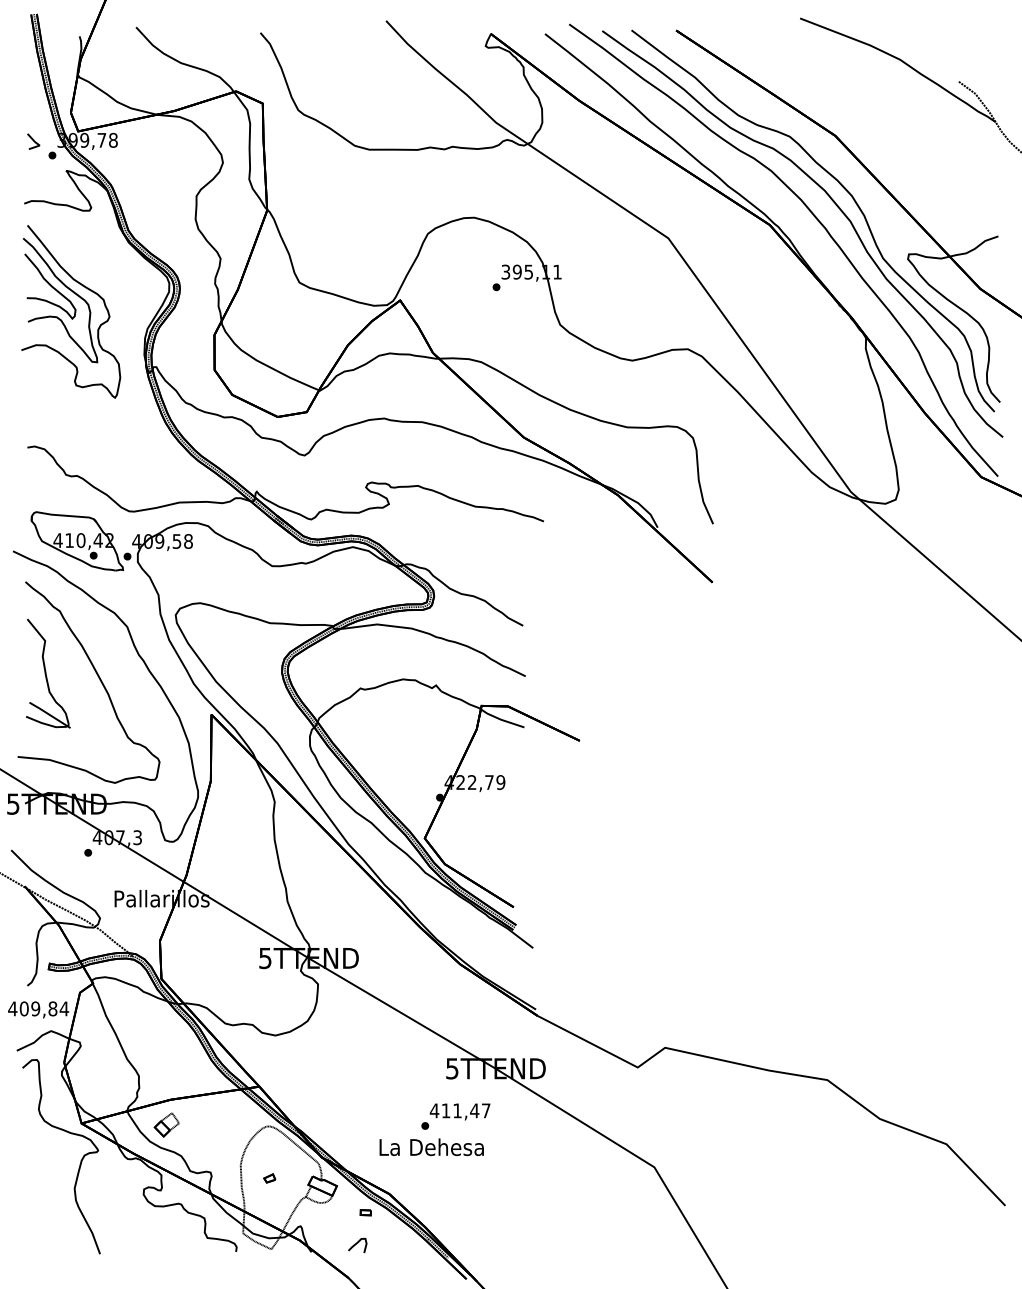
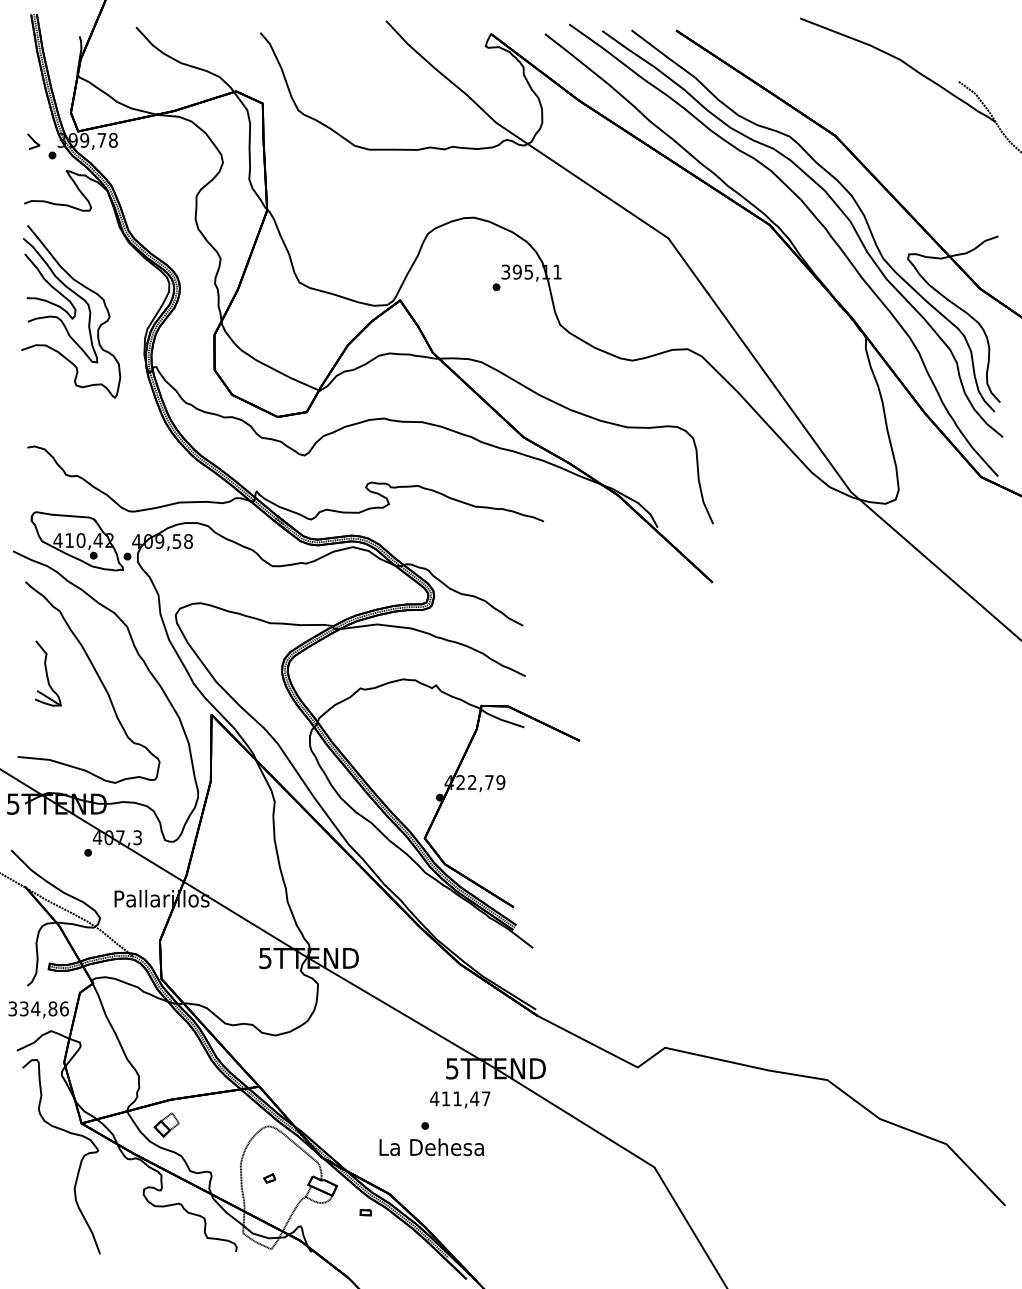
part size: 45x111 px -> 27x67 px (48, 673)
text: 409,84 -> 334,86 (38, 1008)
text position: (459, 1111) -> (459, 1099) (459, 1099)
curve: present -> none (356, 1244)
